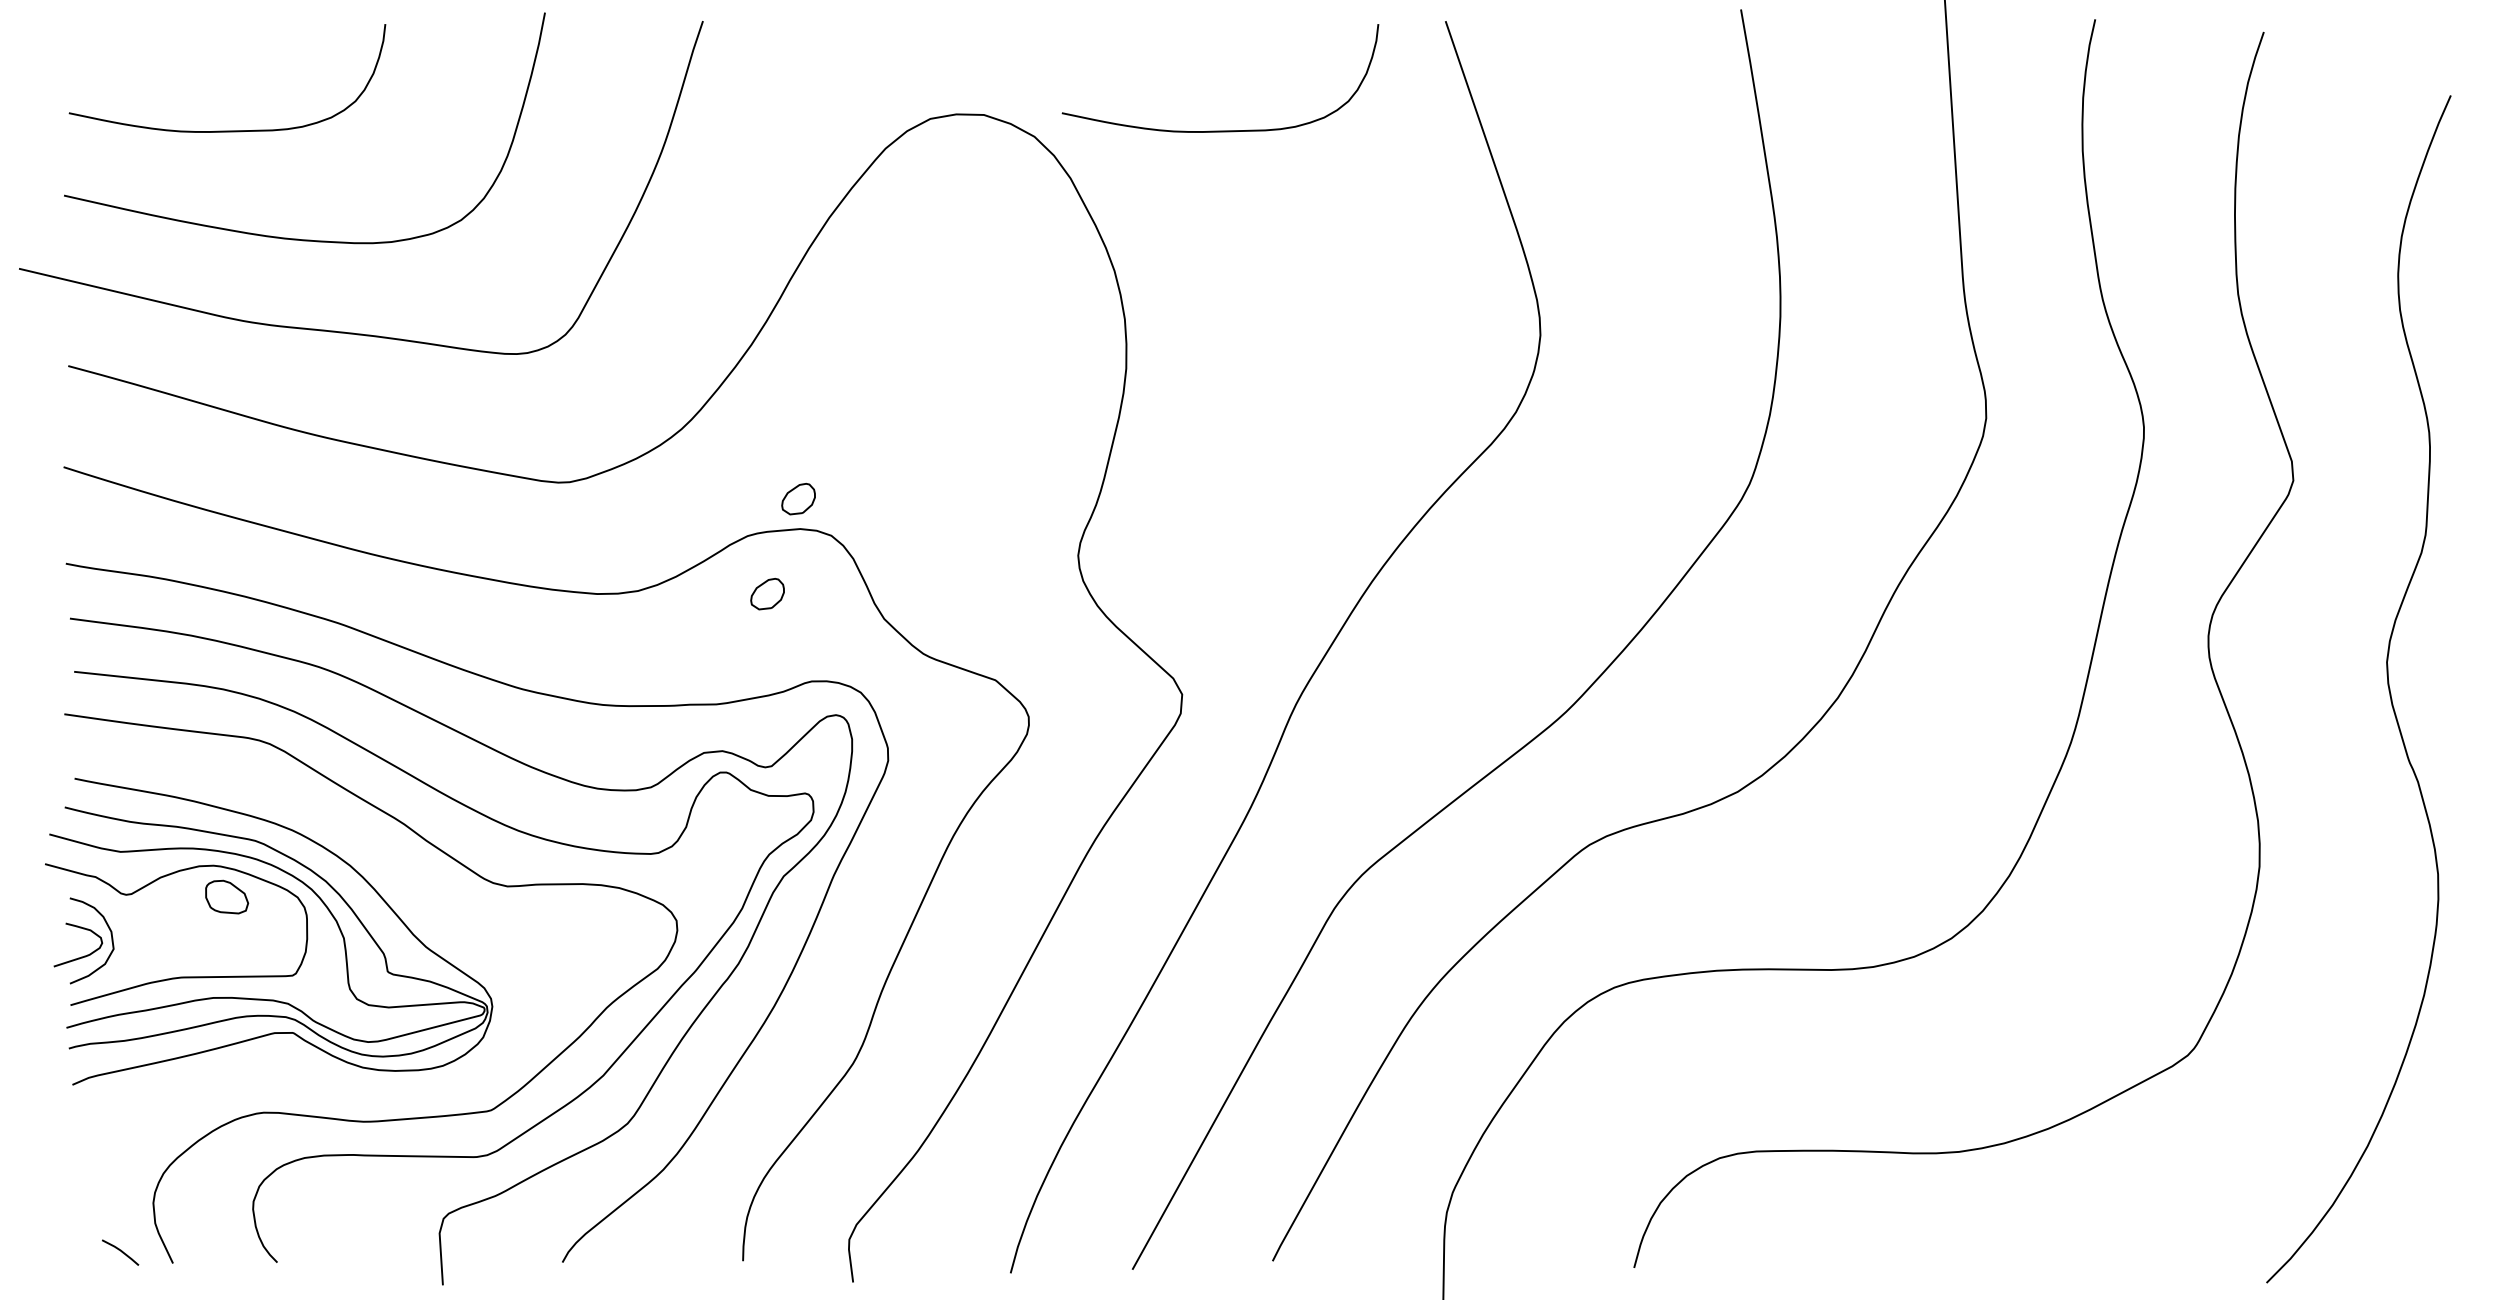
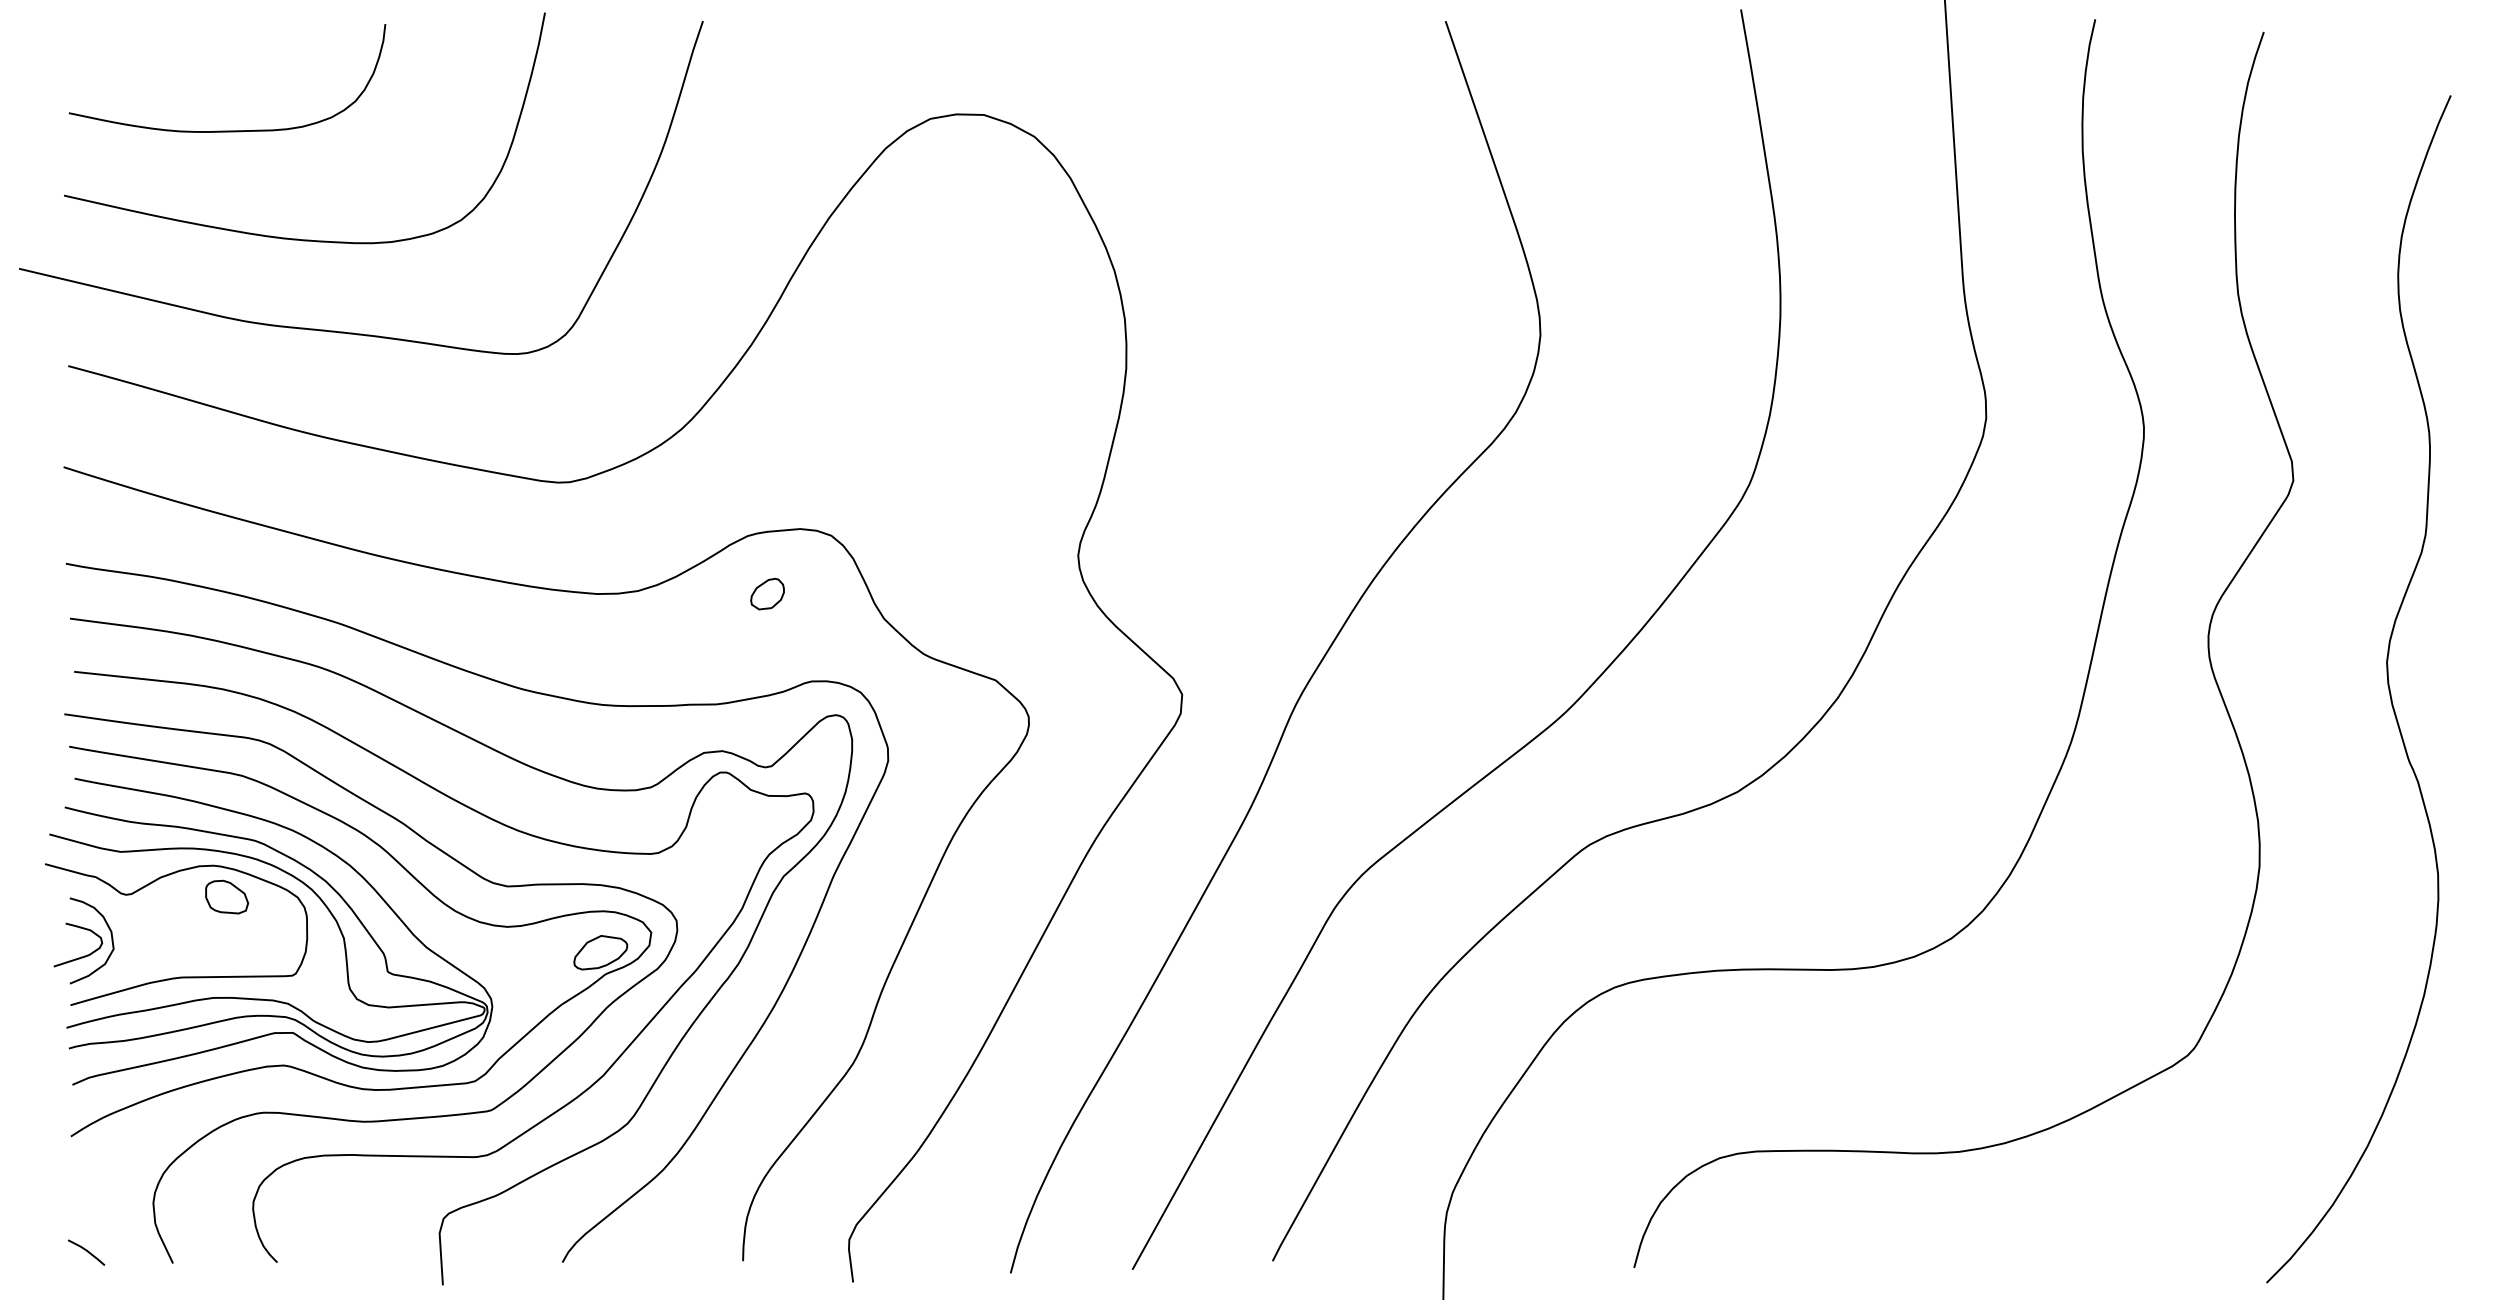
curve: present -> none (1220, 130)
part: present -> none (798, 499)
part: none -> present (414, 879)
line position: (120, 1251) -> (86, 1251) (86, 1251)
